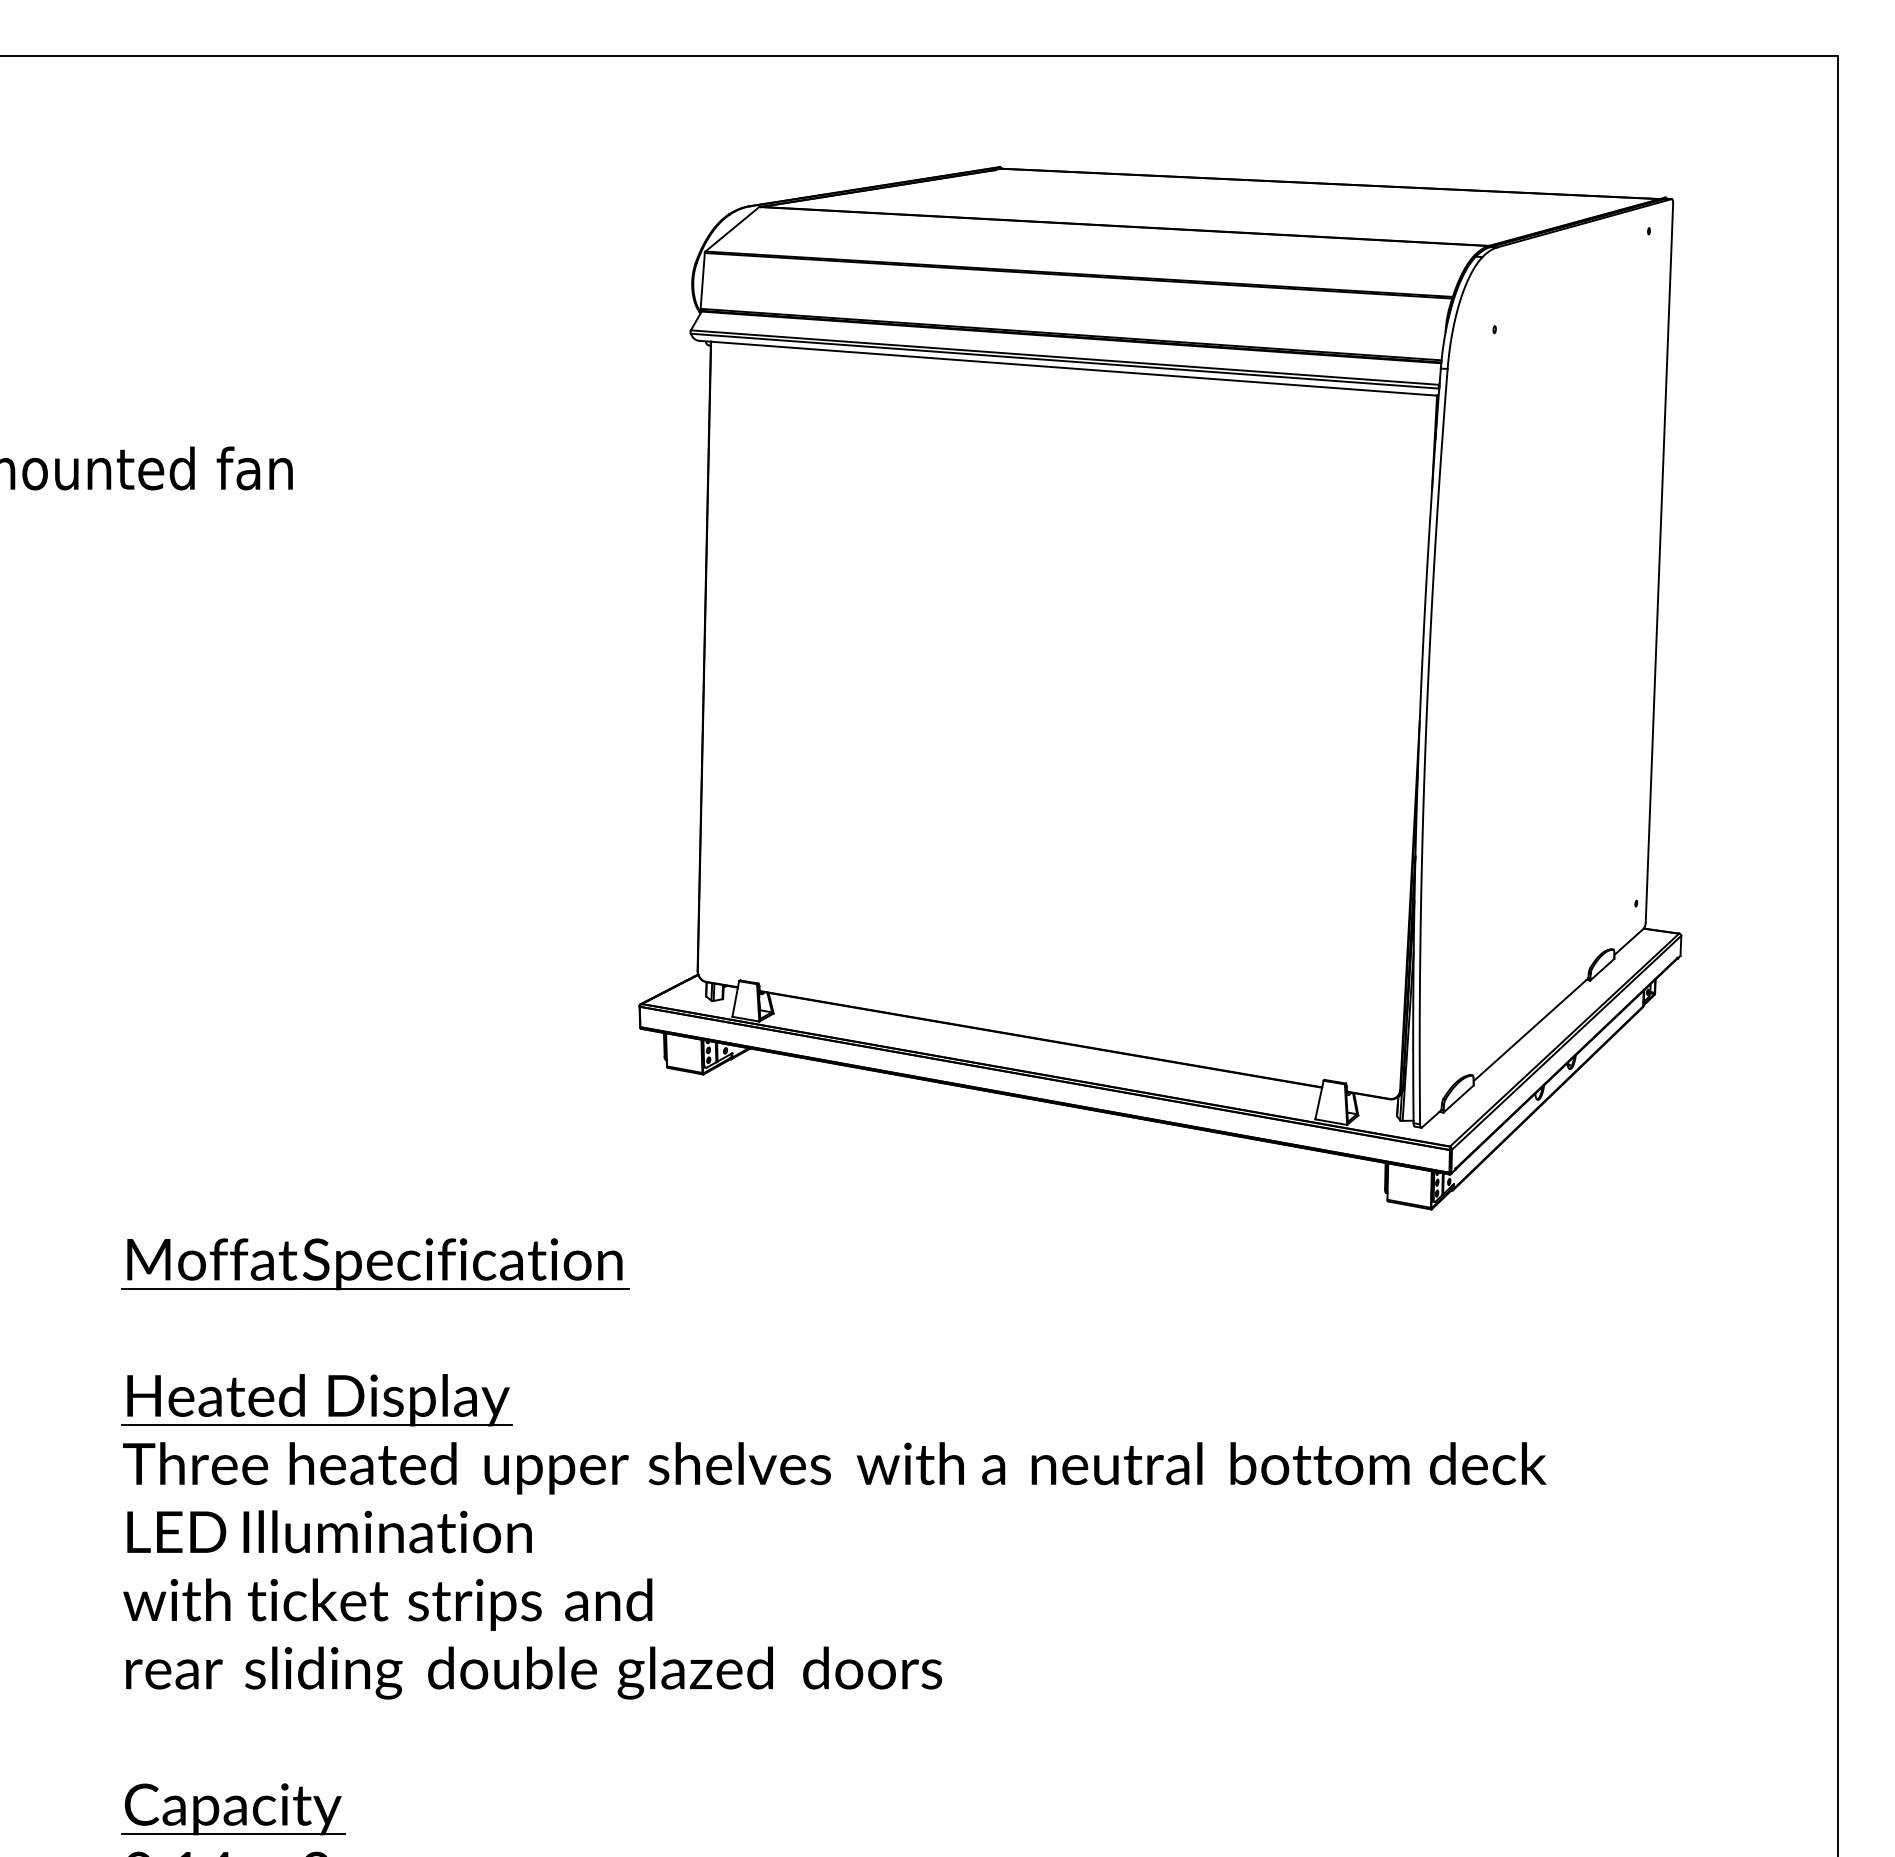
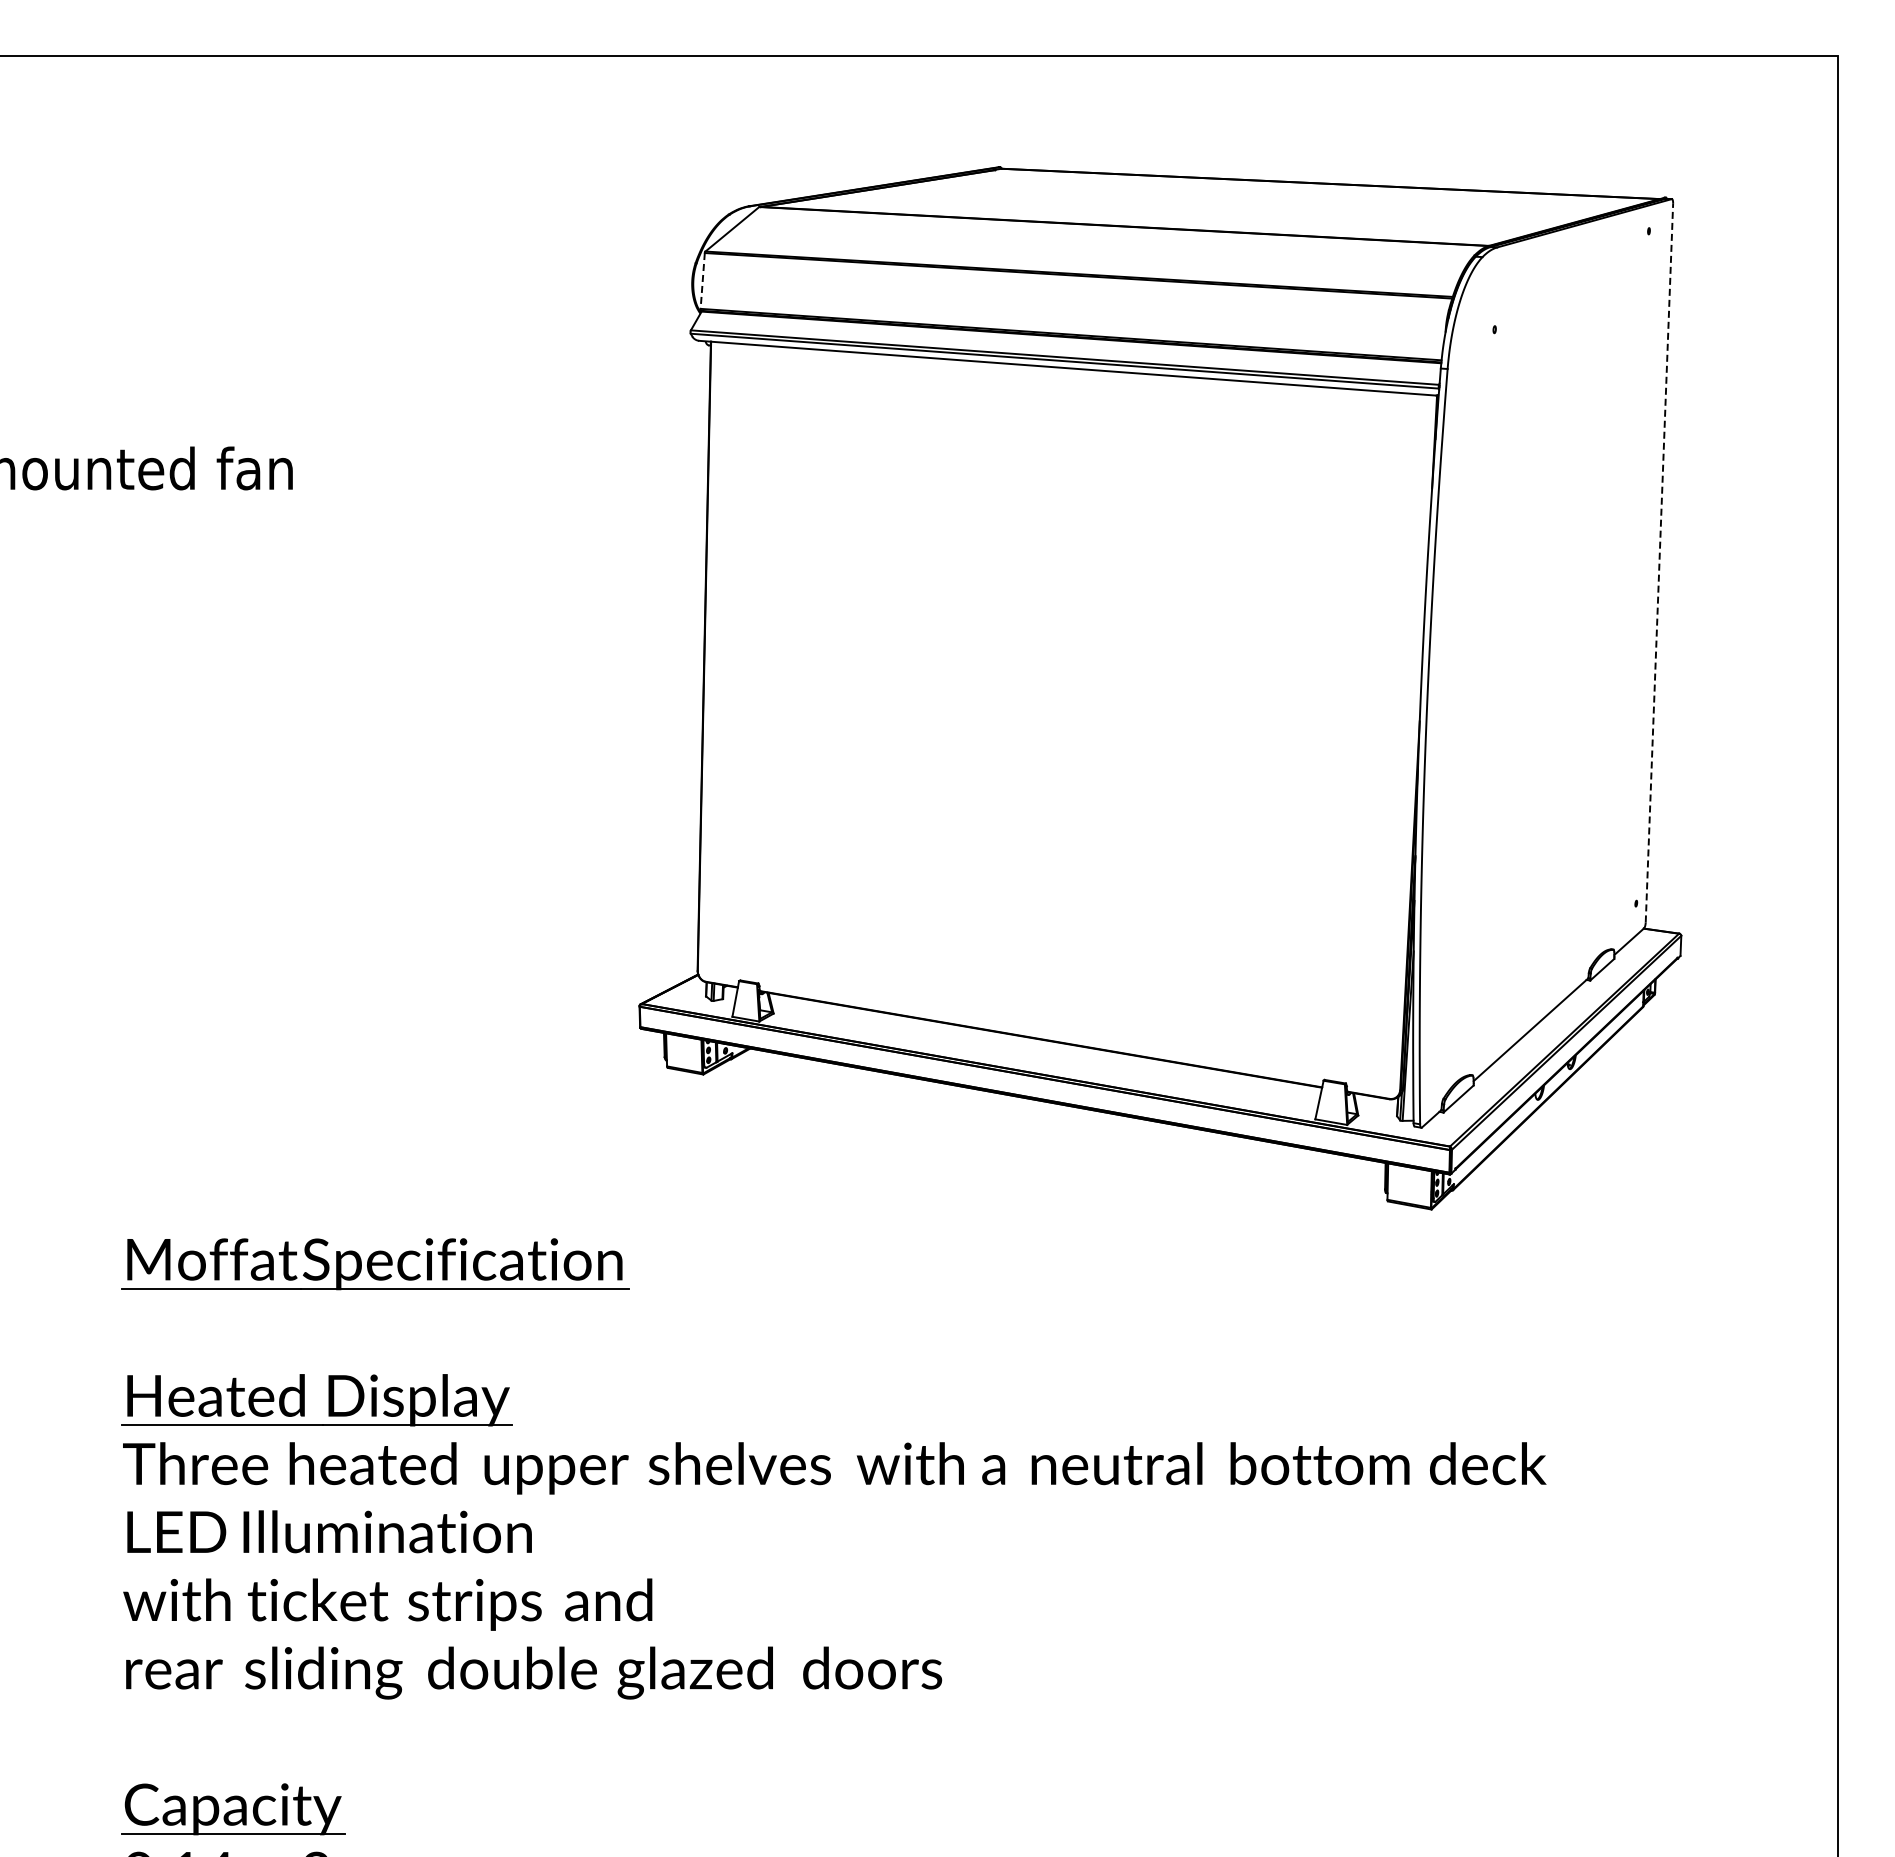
line: solid -> dashed (702, 280)
line: solid -> dashed (1659, 563)
